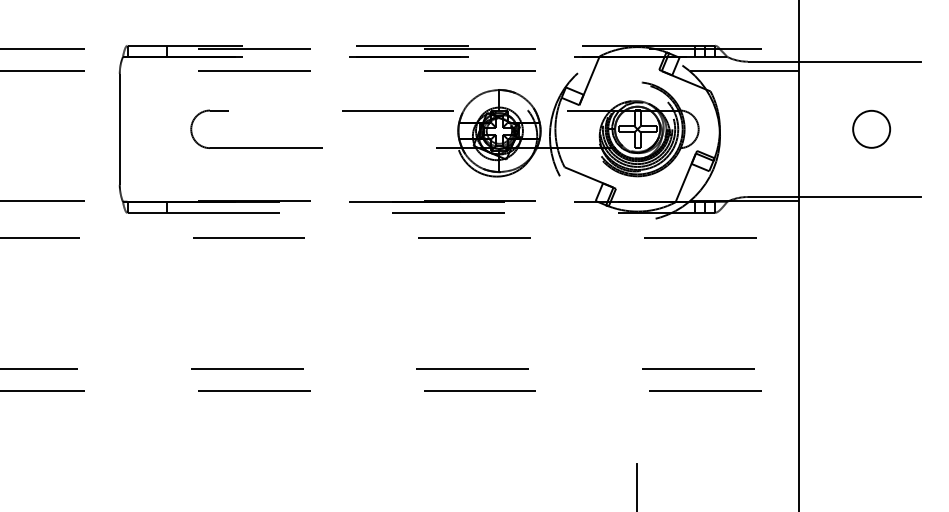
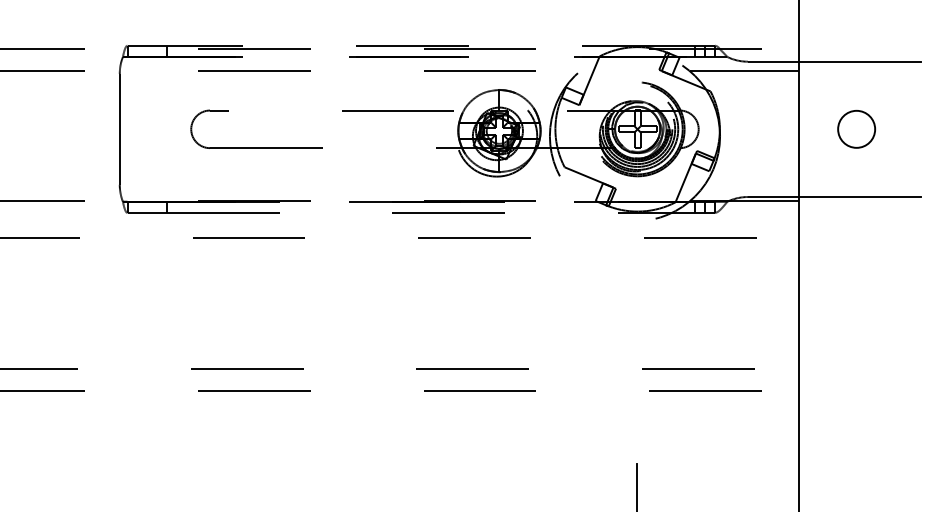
circle position: (871, 128) -> (856, 128) (856, 128)
